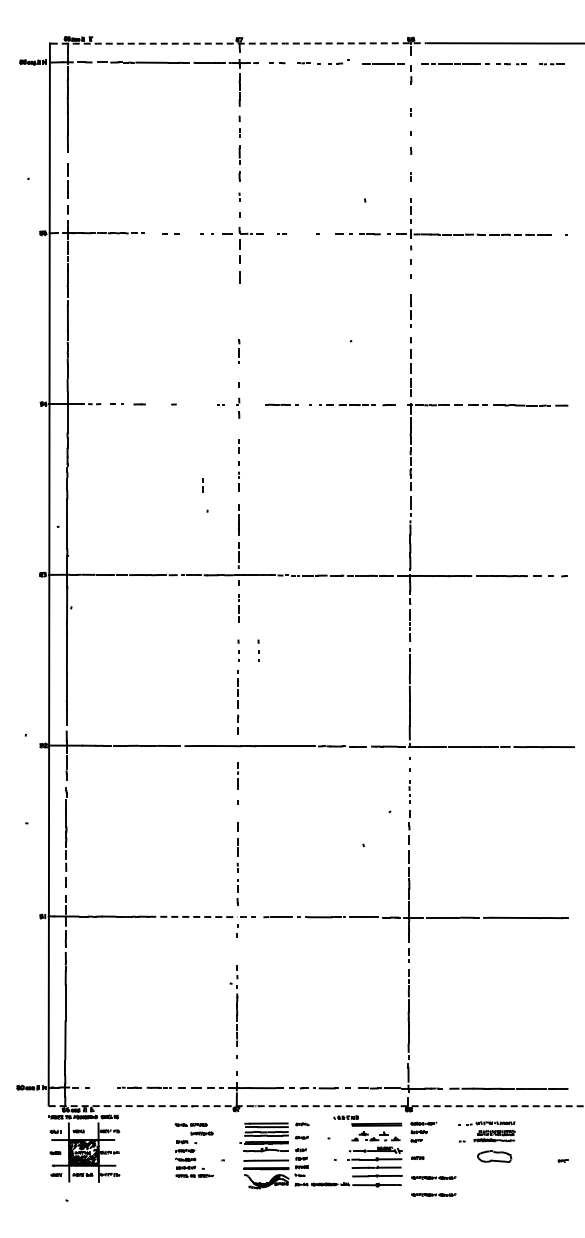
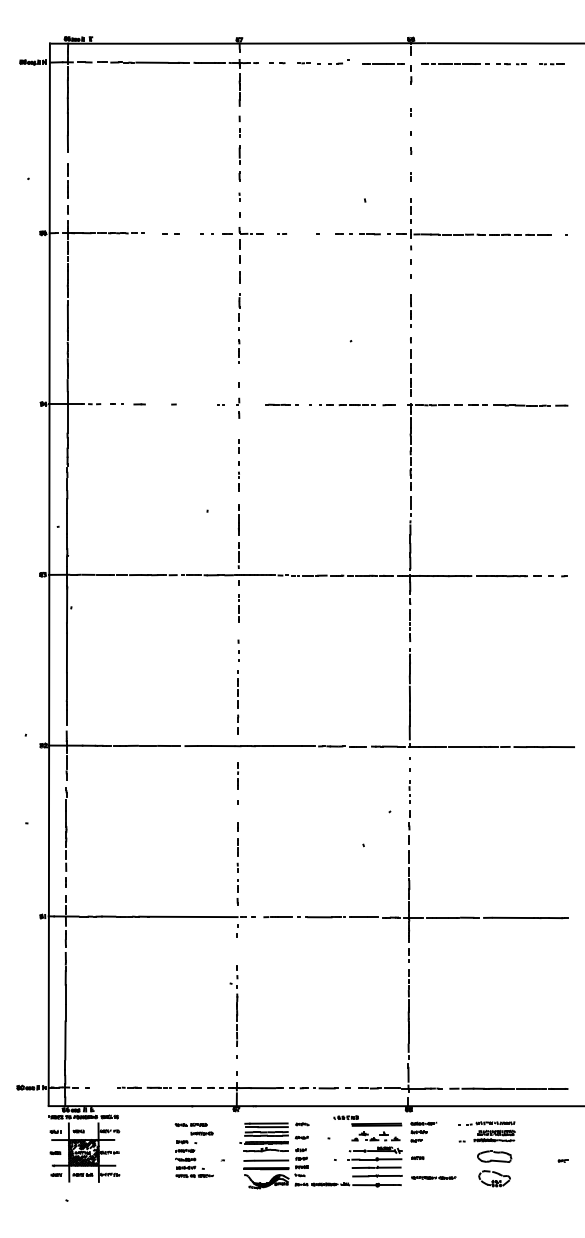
arc: dashed -> solid (238, 43)
part: none -> present (239, 311)
line: present -> none (202, 486)
part: present -> none (258, 650)
line: dashed -> solid (193, 916)
line: dashed -> solid (316, 1106)
part: none -> present (494, 1178)
line: present -> none (433, 1194)
